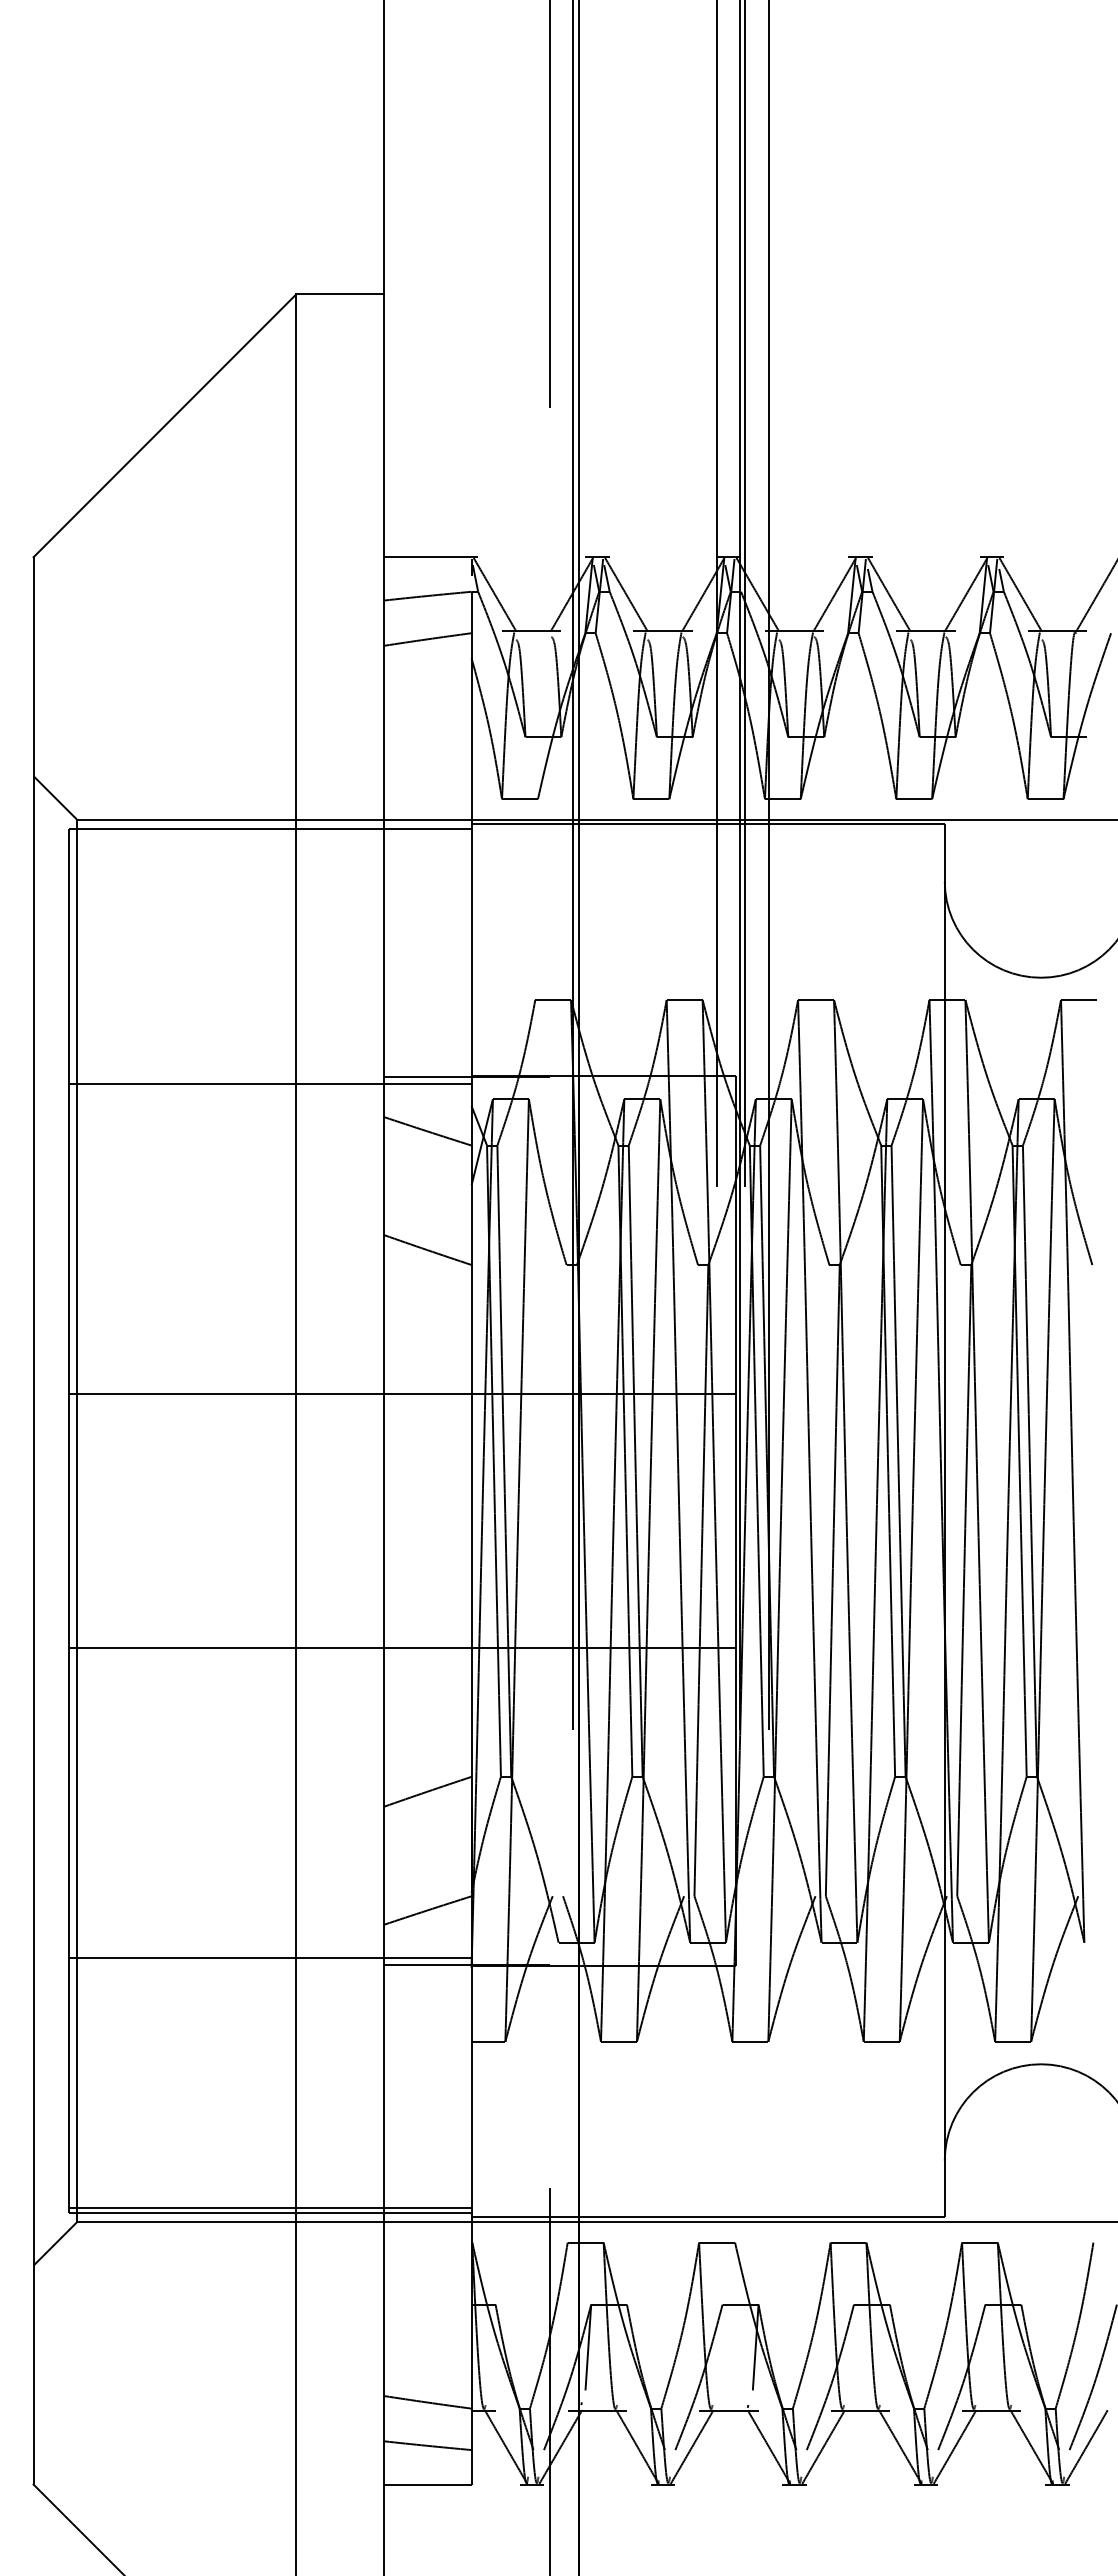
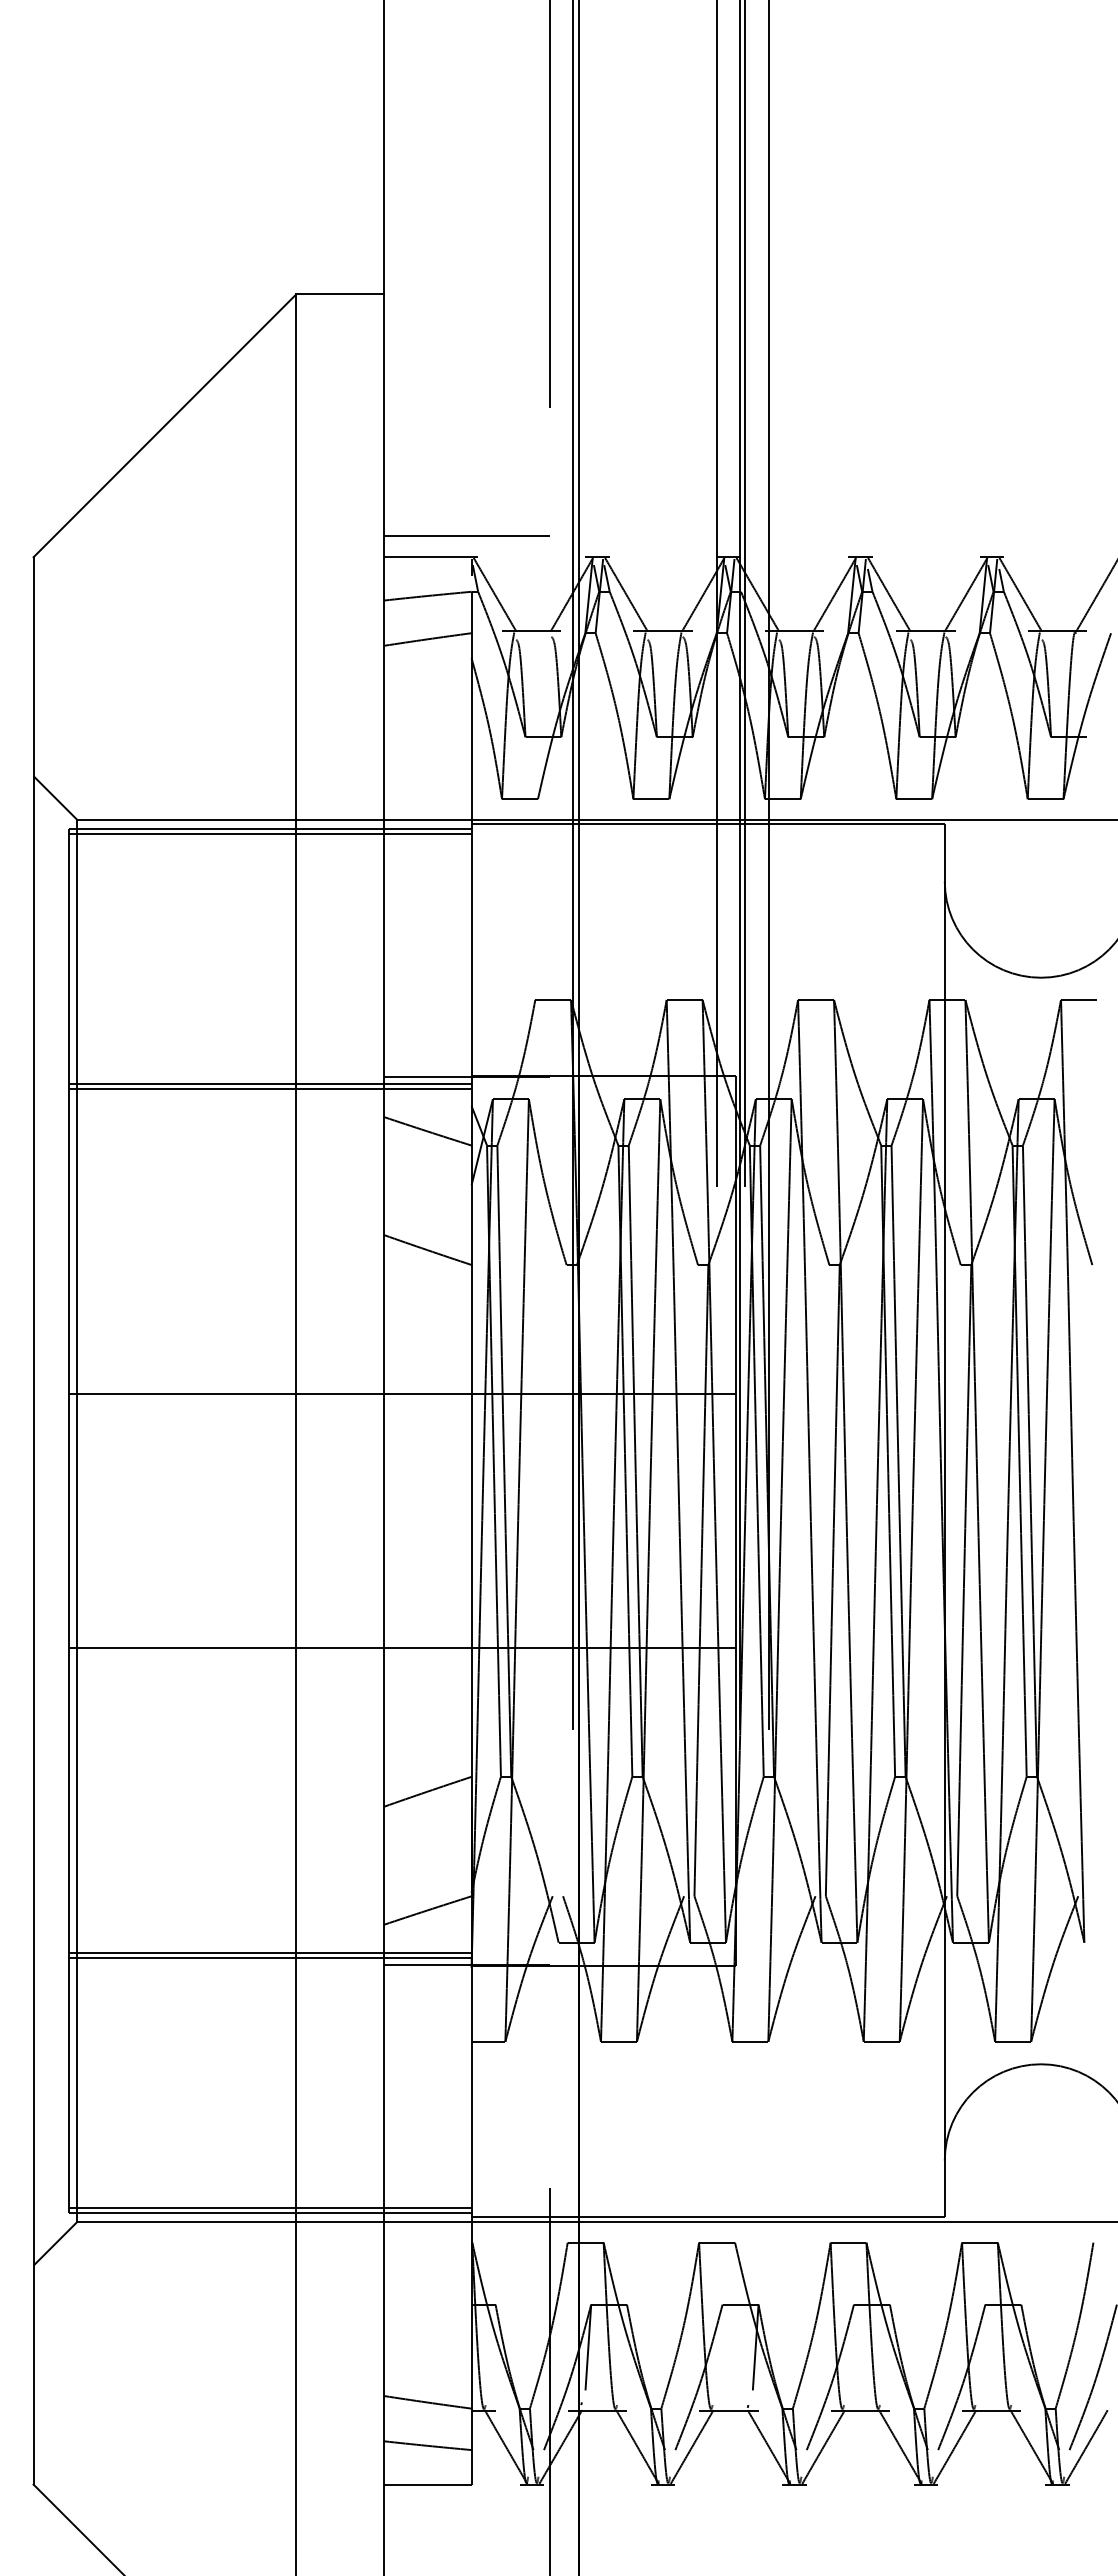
line: none -> present (466, 536)
line: none -> present (269, 833)
line: none -> present (269, 1089)
line: none -> present (269, 1952)
